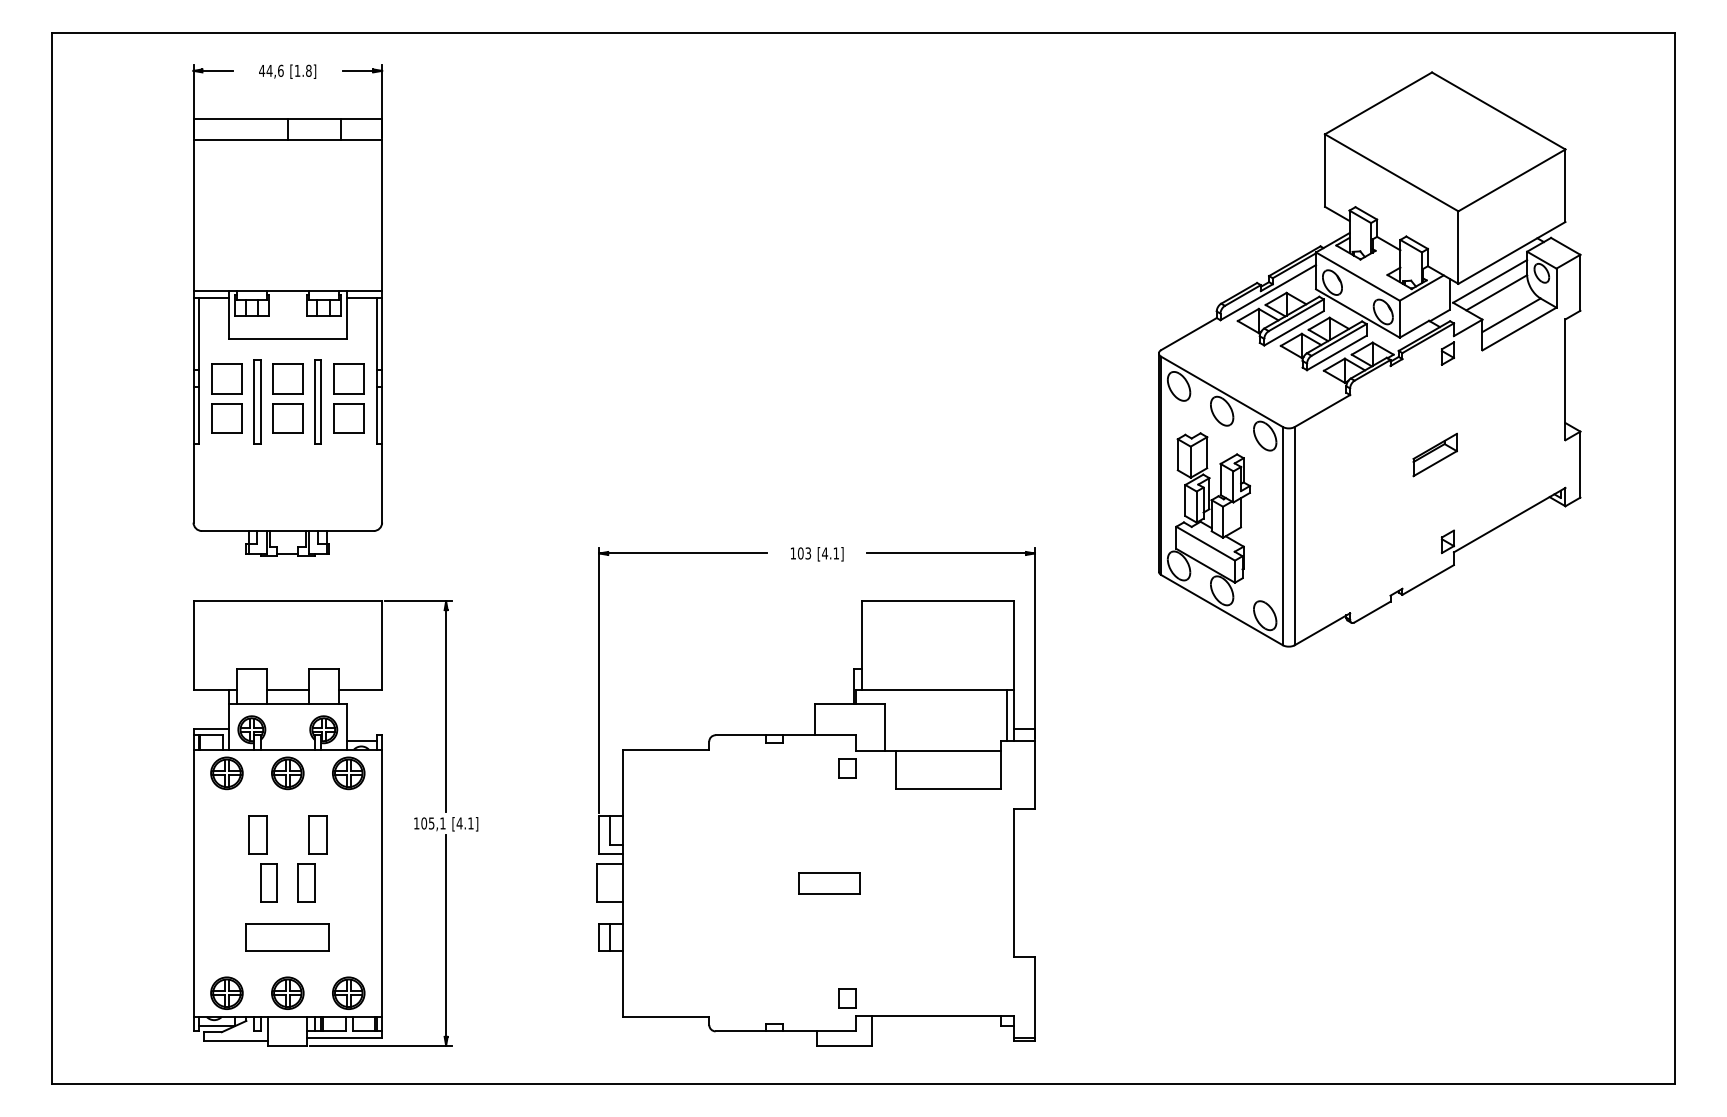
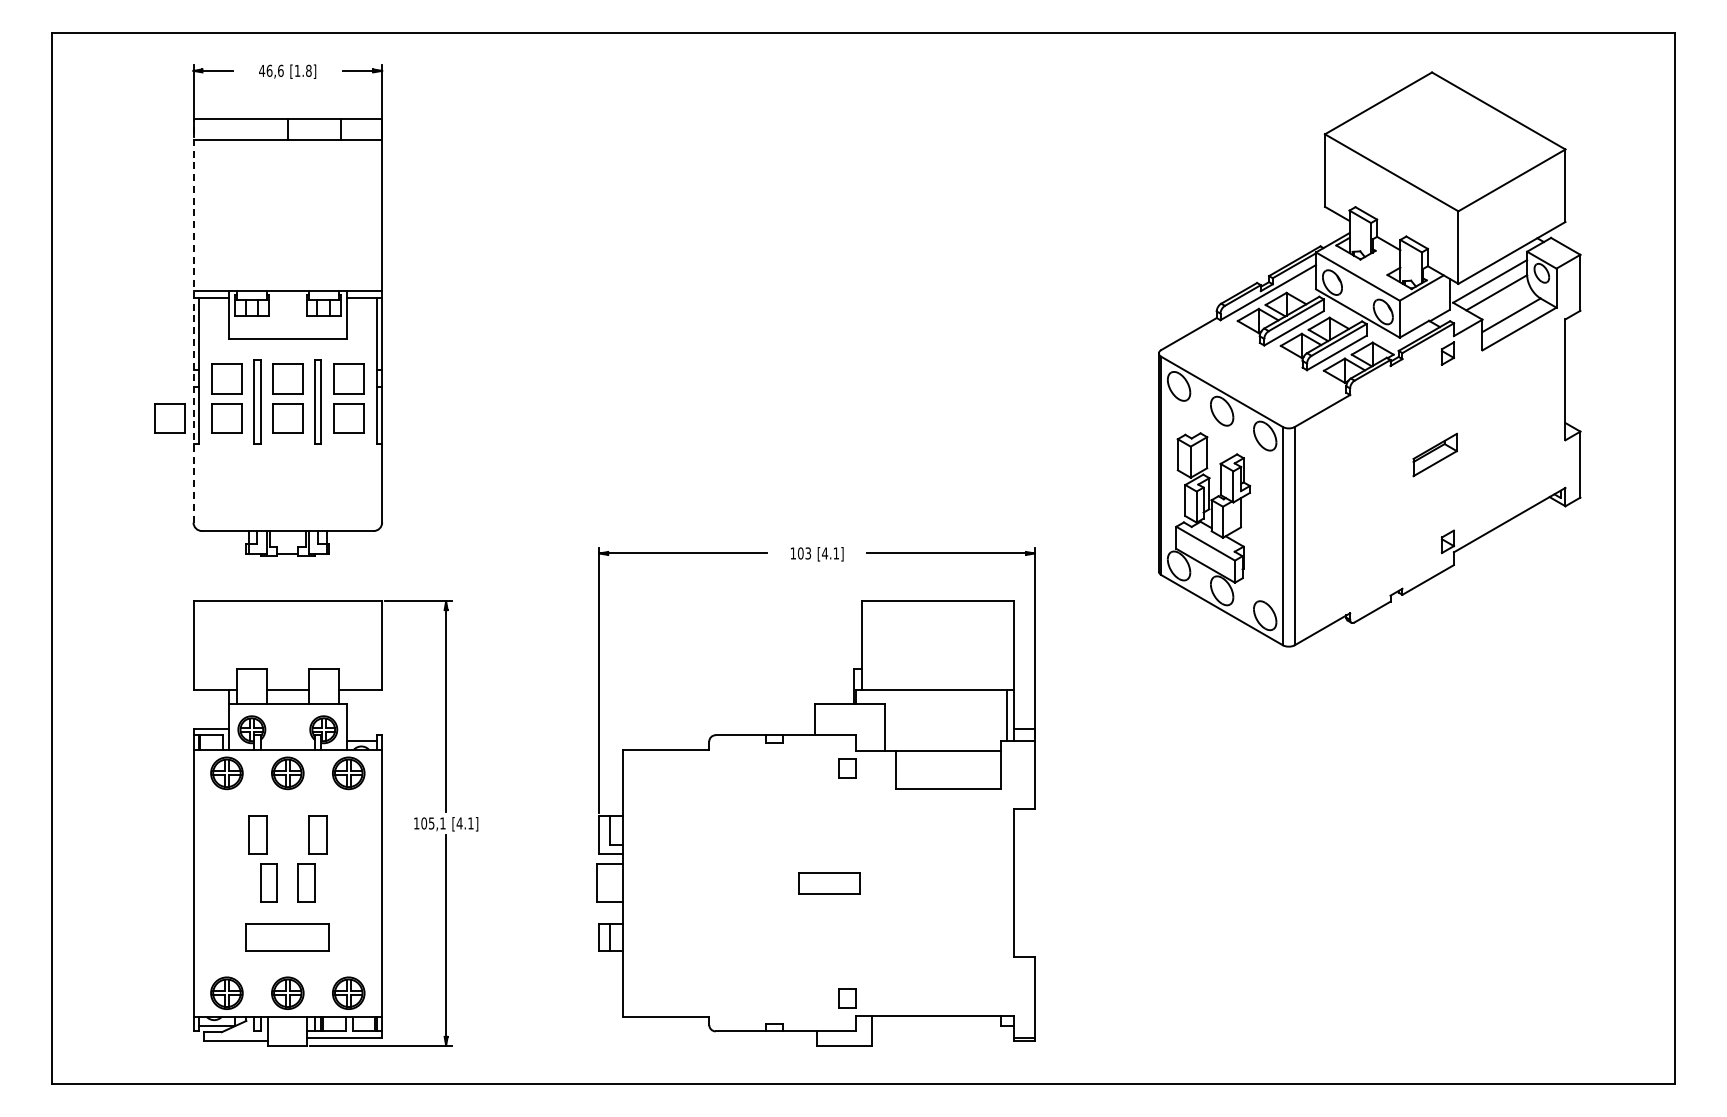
text: 44,6 -> 46,6 (269, 70)
line: solid -> dashed (193, 320)
part: none -> present (169, 418)
